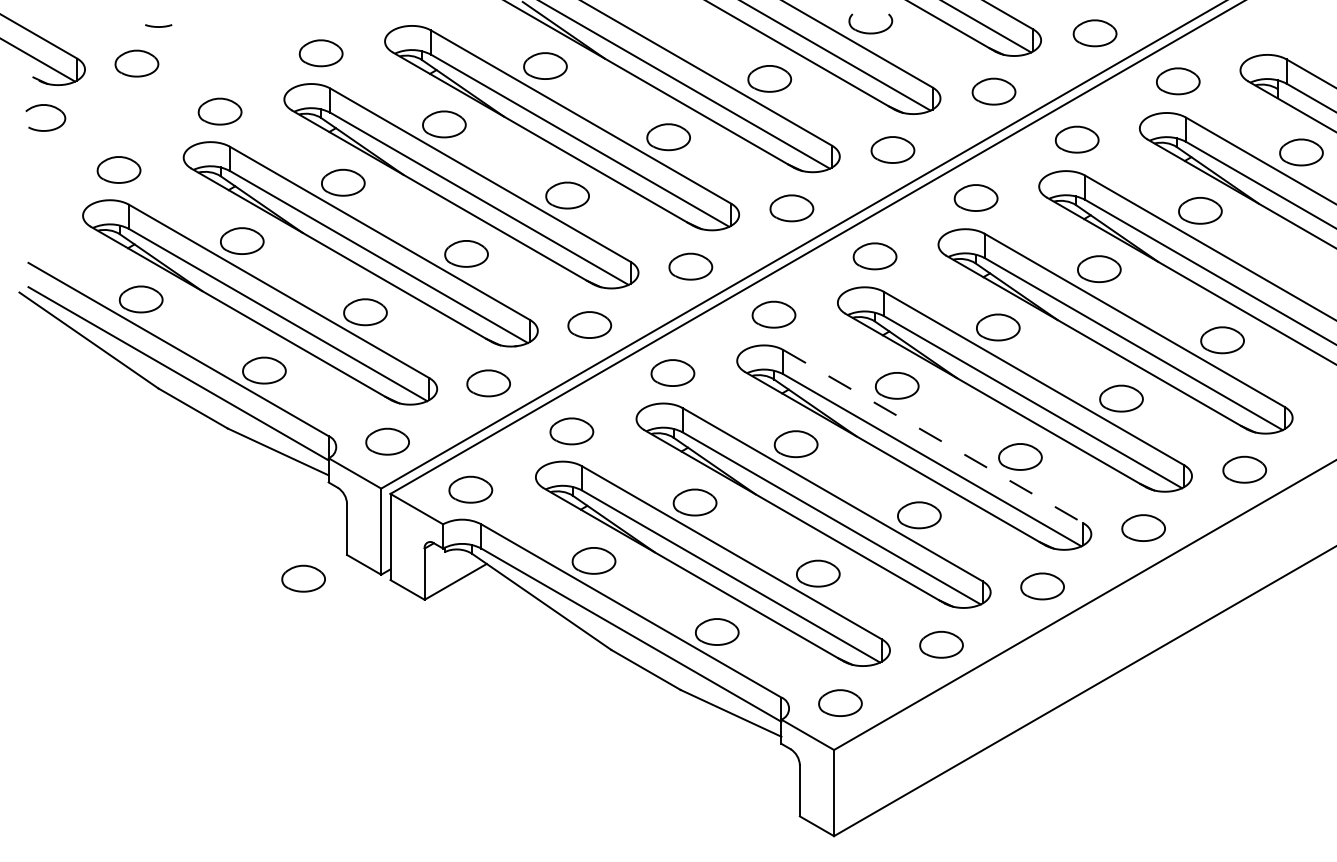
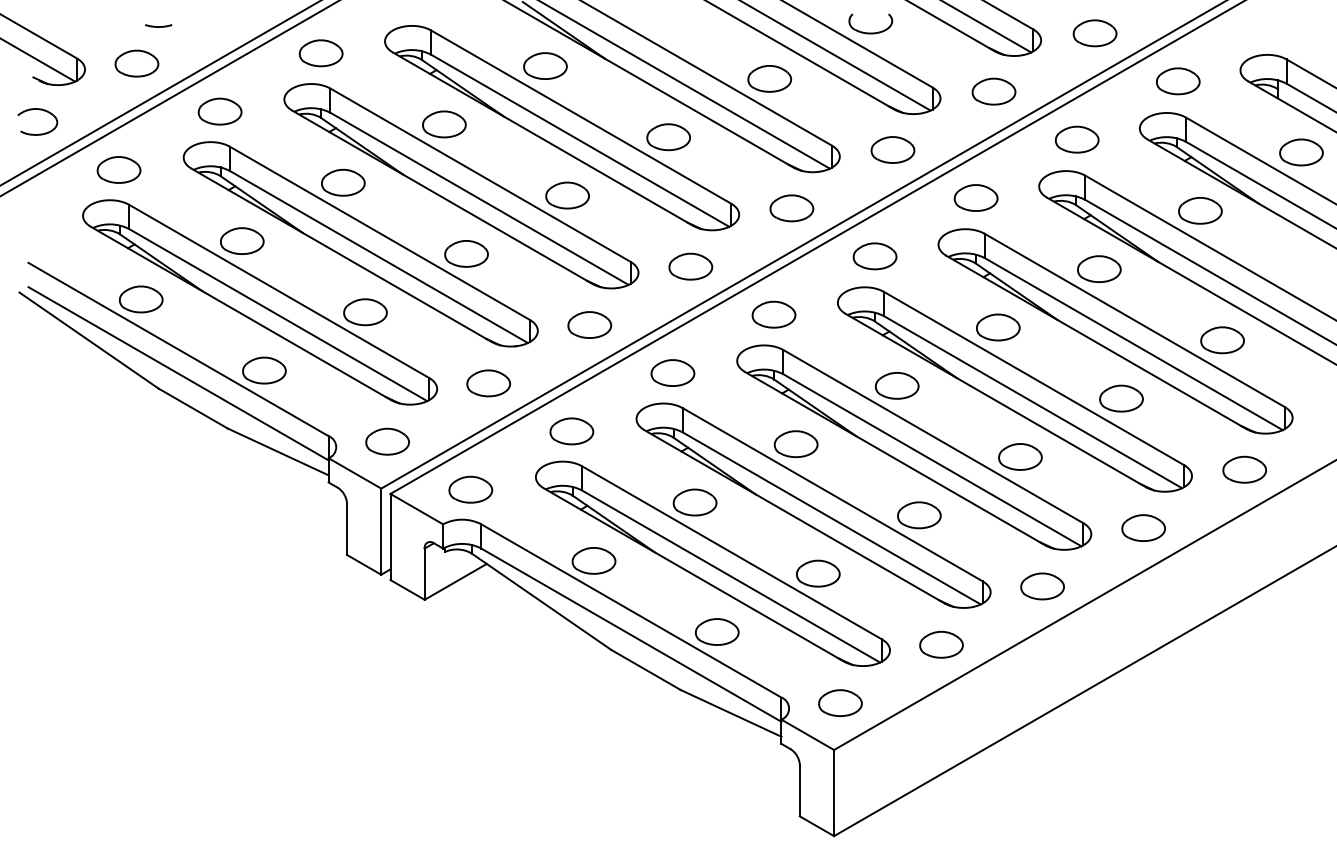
line: none -> present (160, 93)
line: none -> present (169, 98)
part position: (47, 106) -> (39, 110) (39, 110)
line: dashed -> solid (933, 436)
part: present -> none (303, 578)
